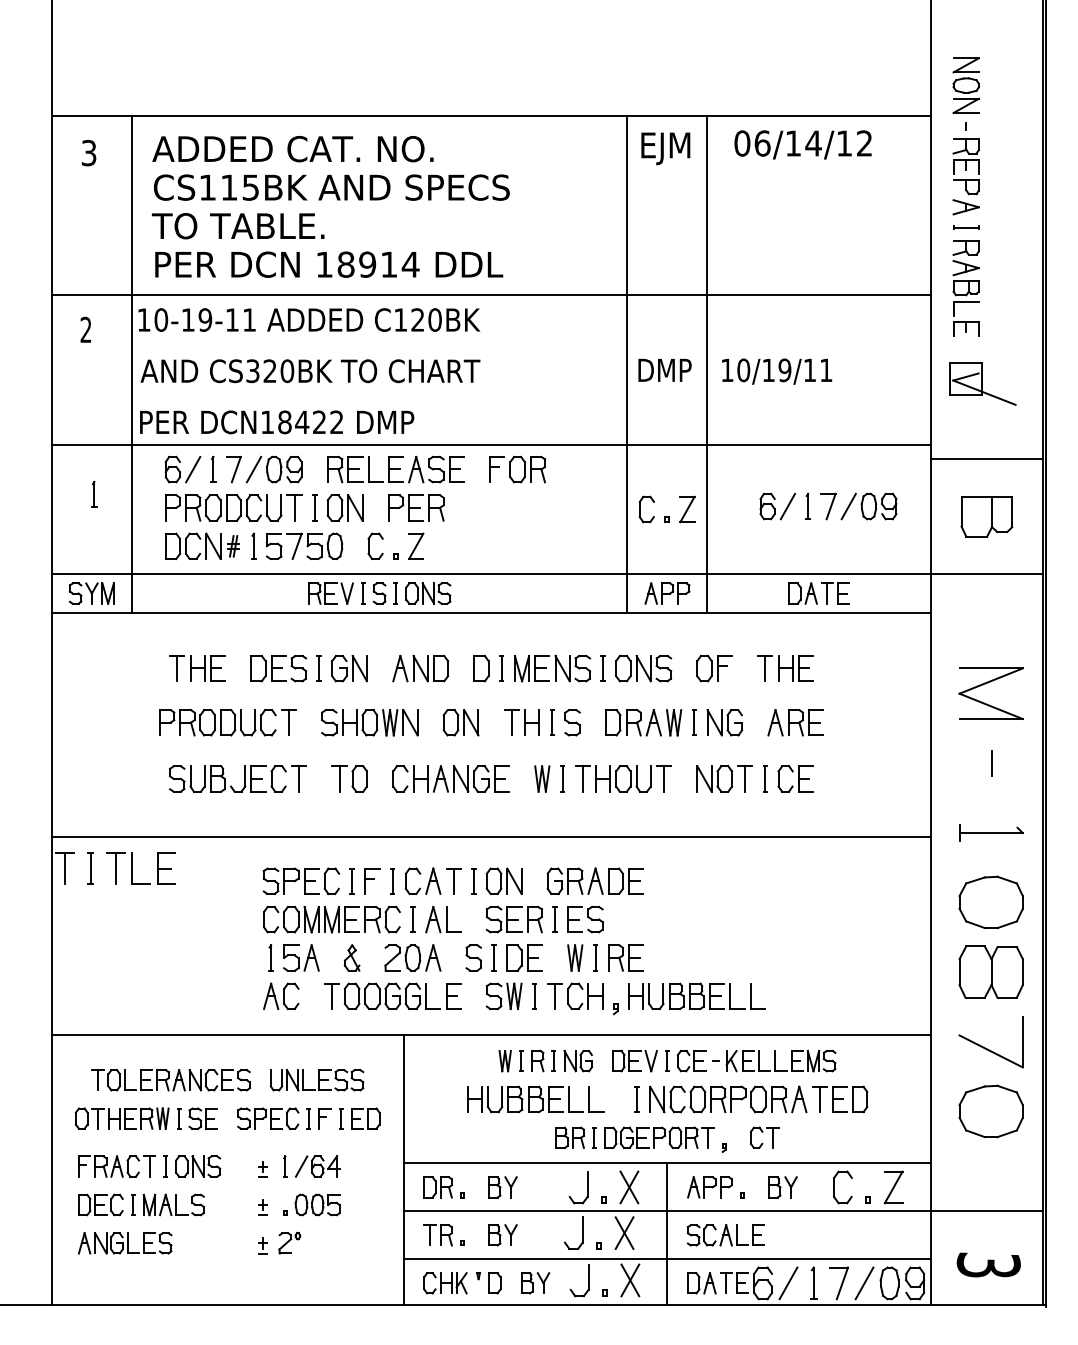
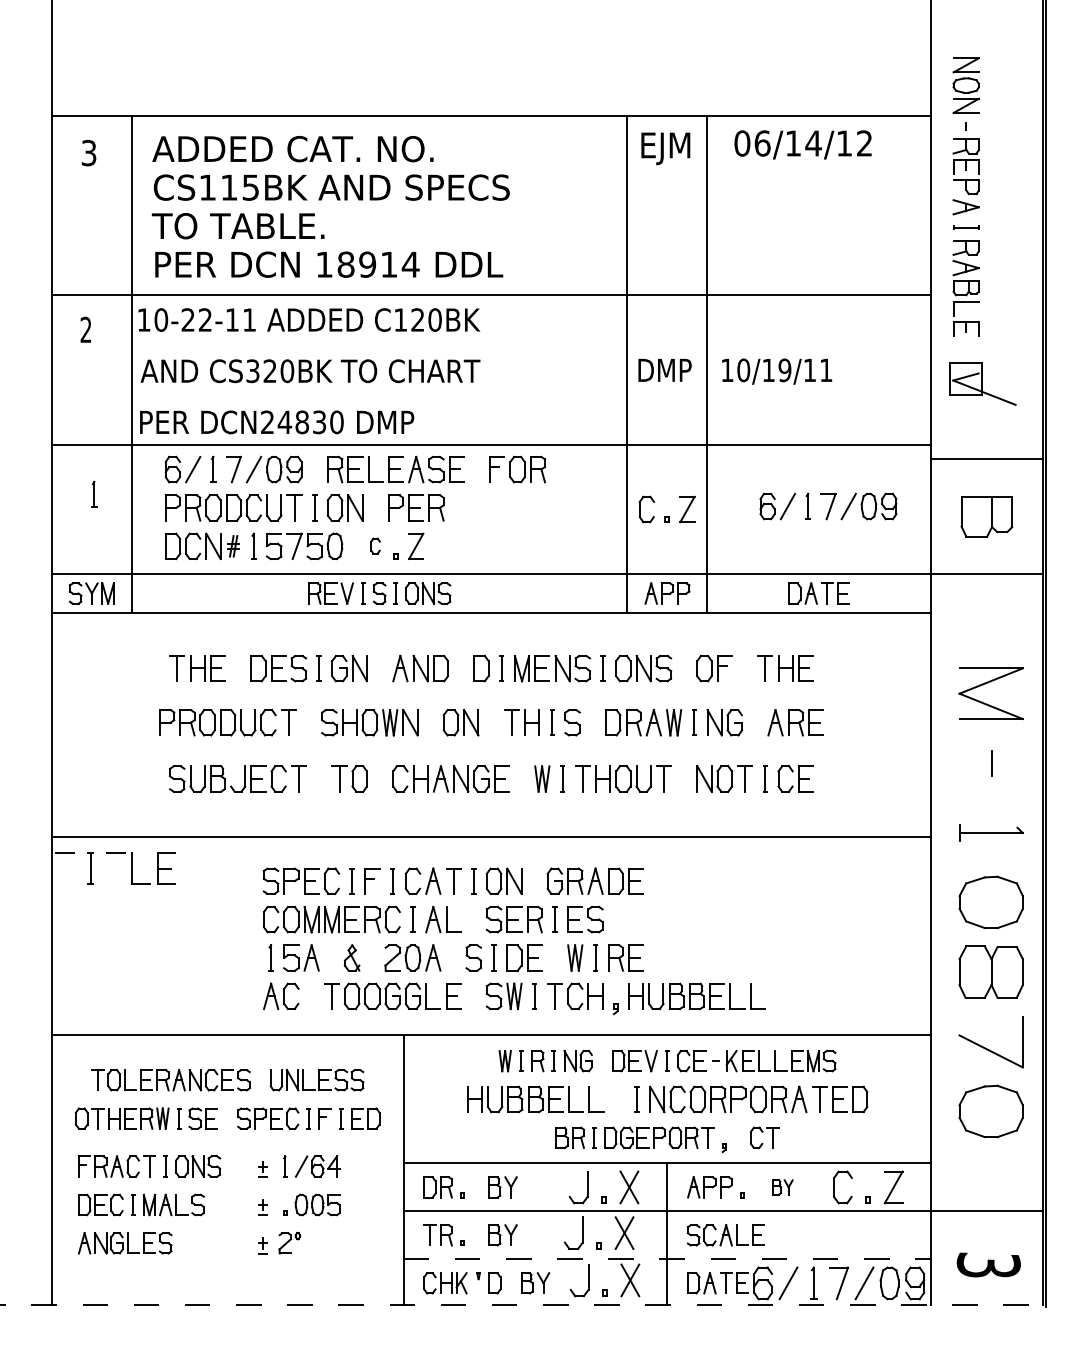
text: 10-19-11 -> 10-22-11 (196, 319)
text: DCN18422 -> DCN24830 (302, 422)
part size: 17x28 px -> 11x18 px (375, 545)
line: present -> none (65, 868)
line: present -> none (115, 868)
part size: 30x23 px -> 22x17 px (782, 1187)
line: solid -> dashed (667, 1259)
line: solid -> dashed (523, 1304)
